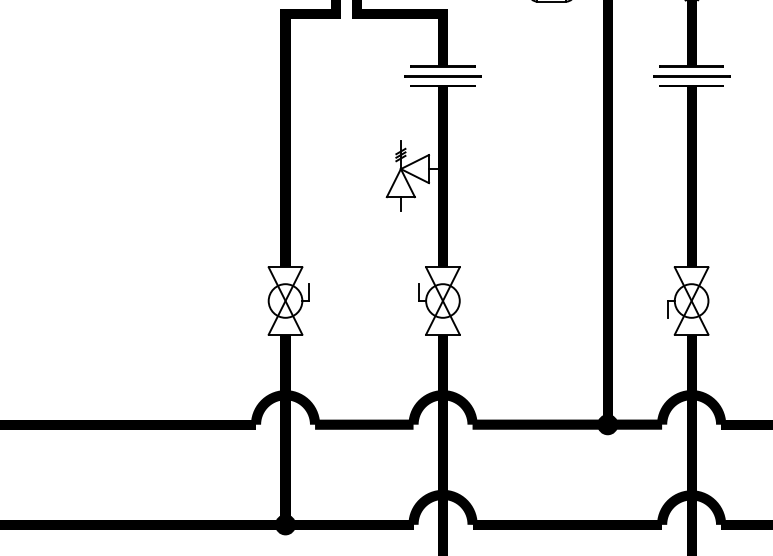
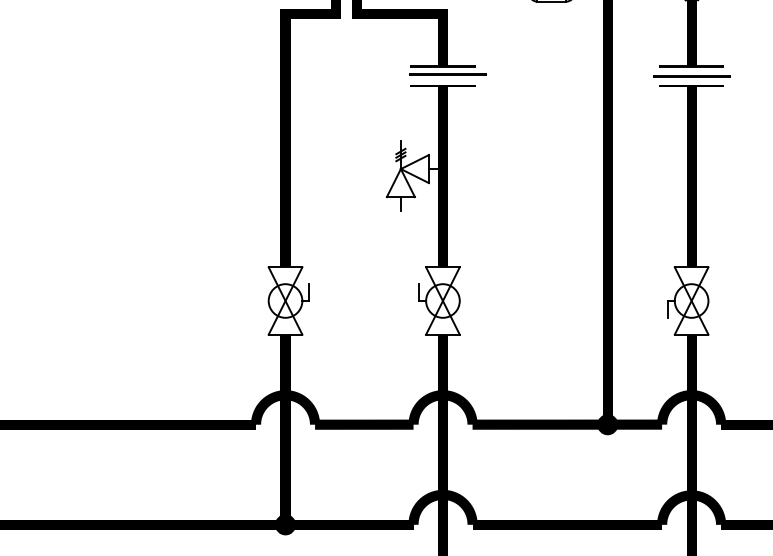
line position: (442, 76) -> (447, 74) (447, 74)
